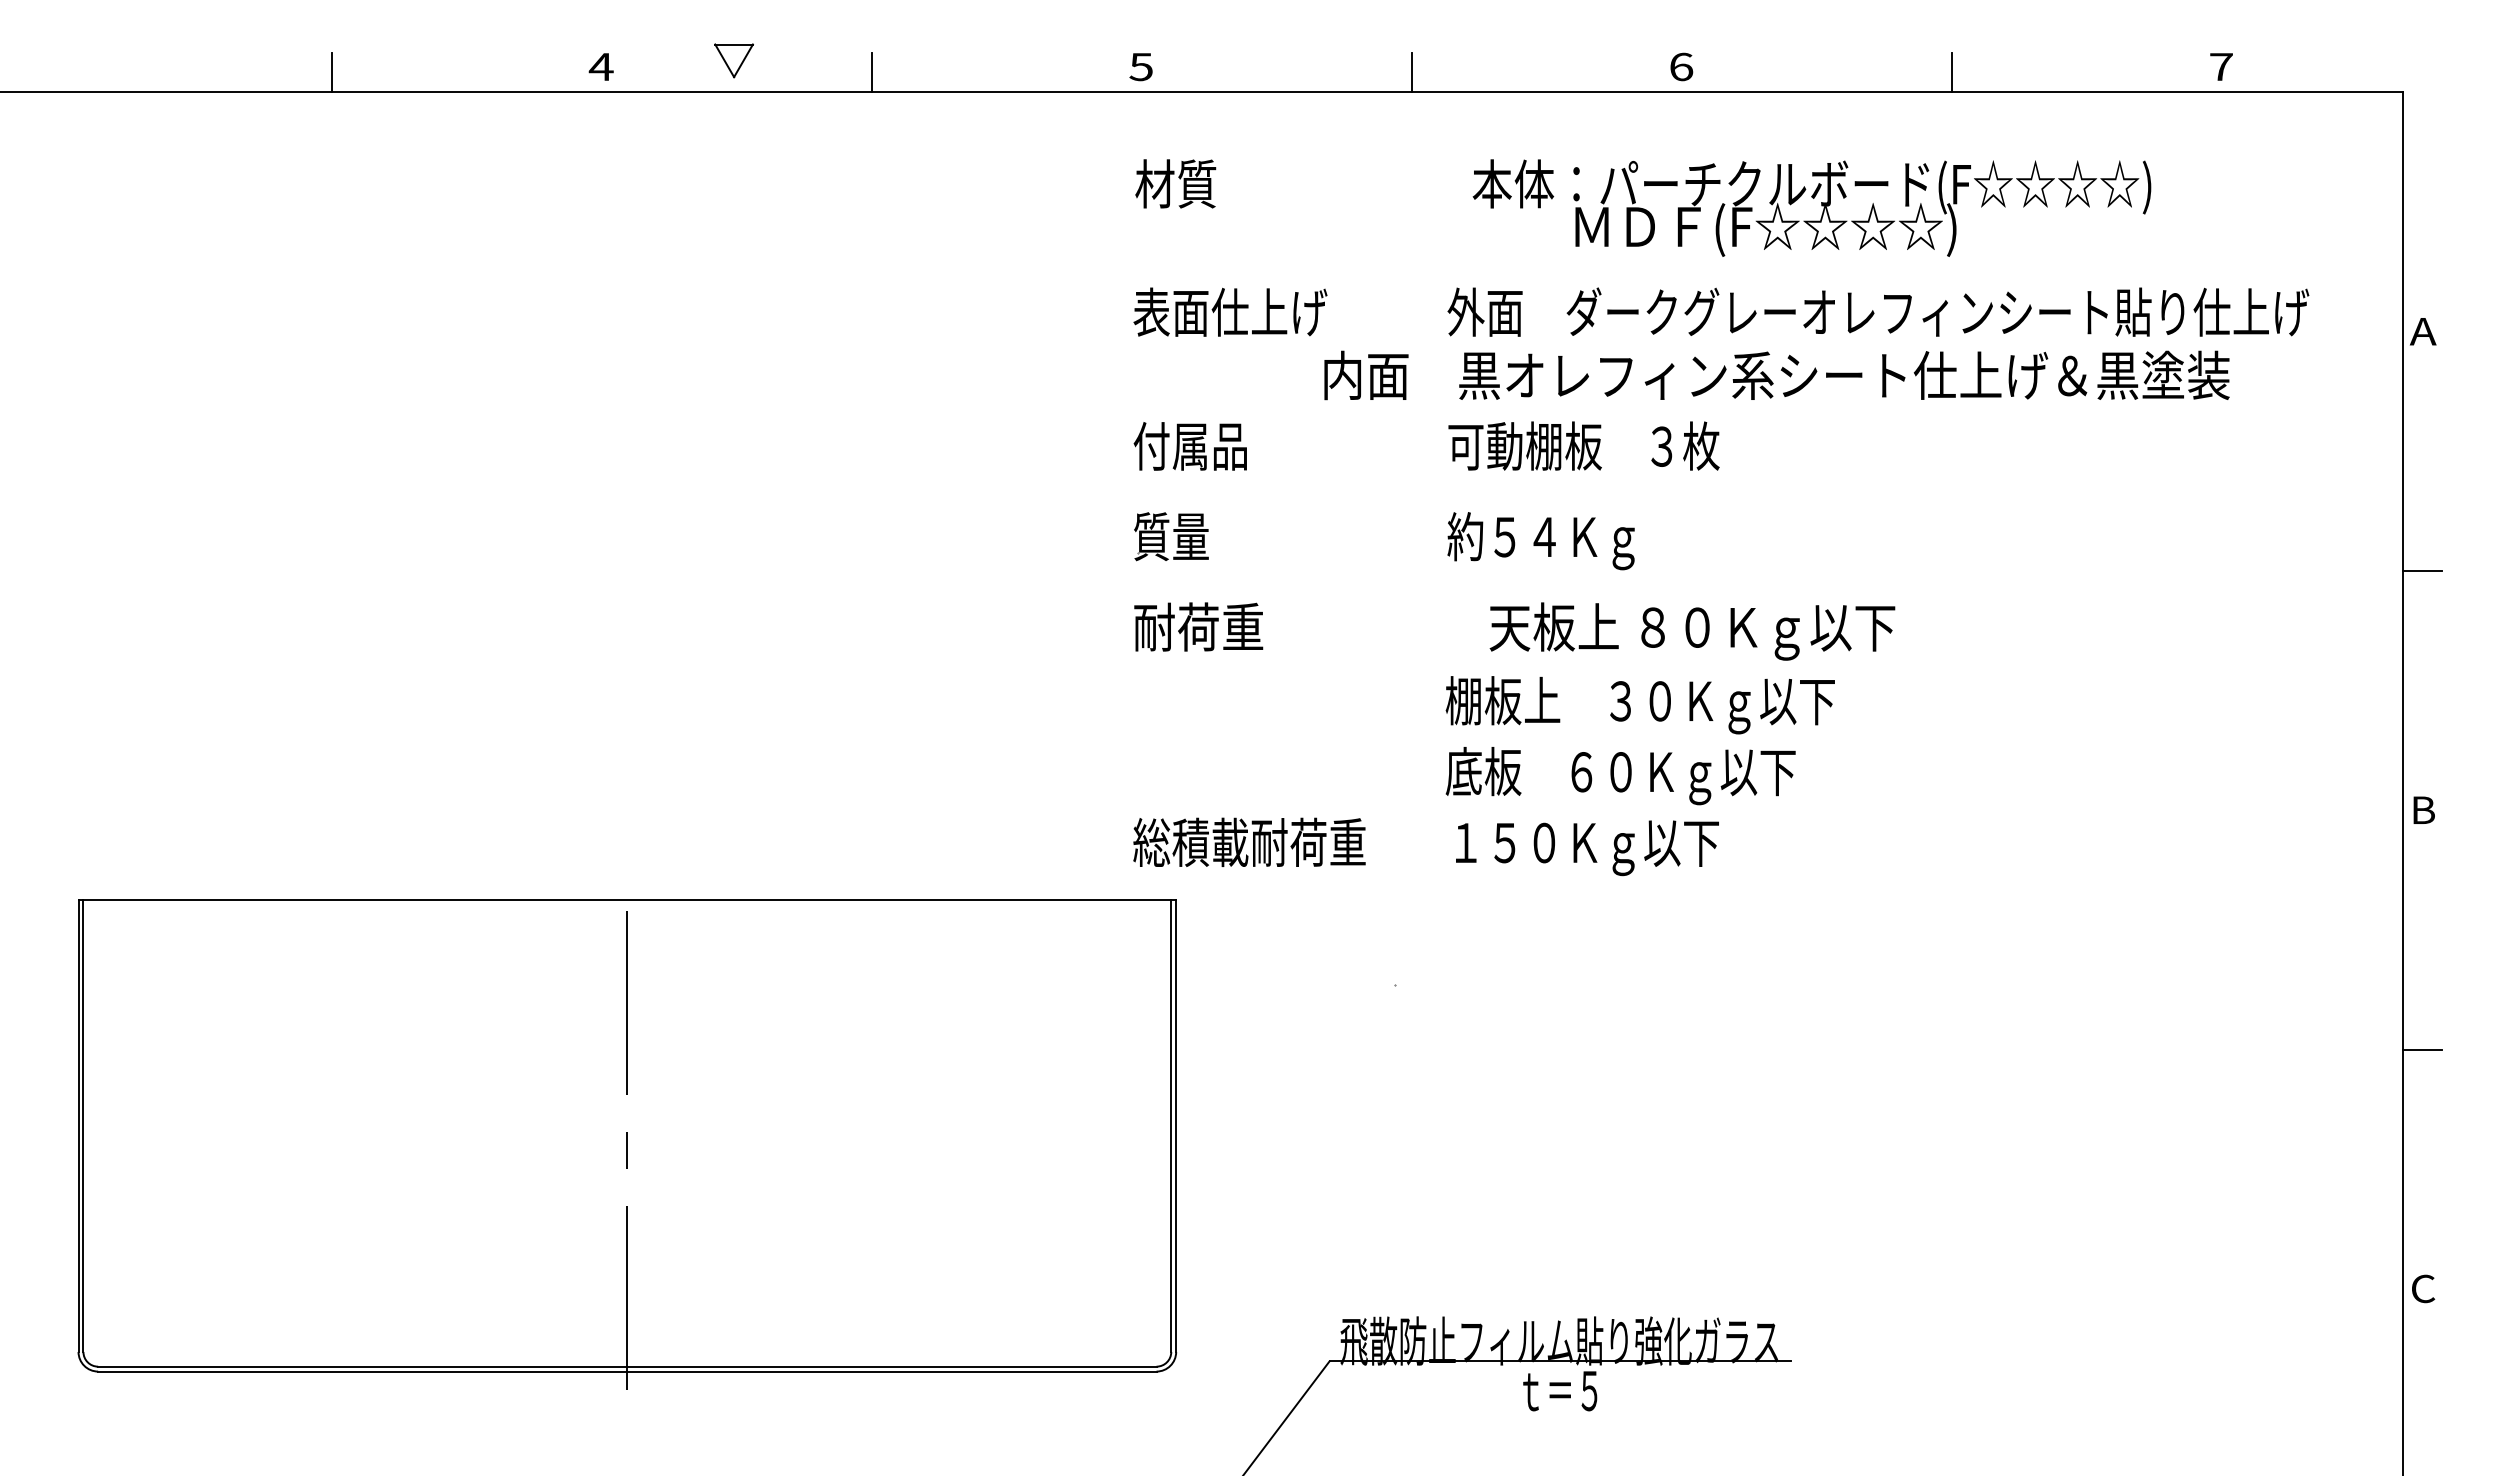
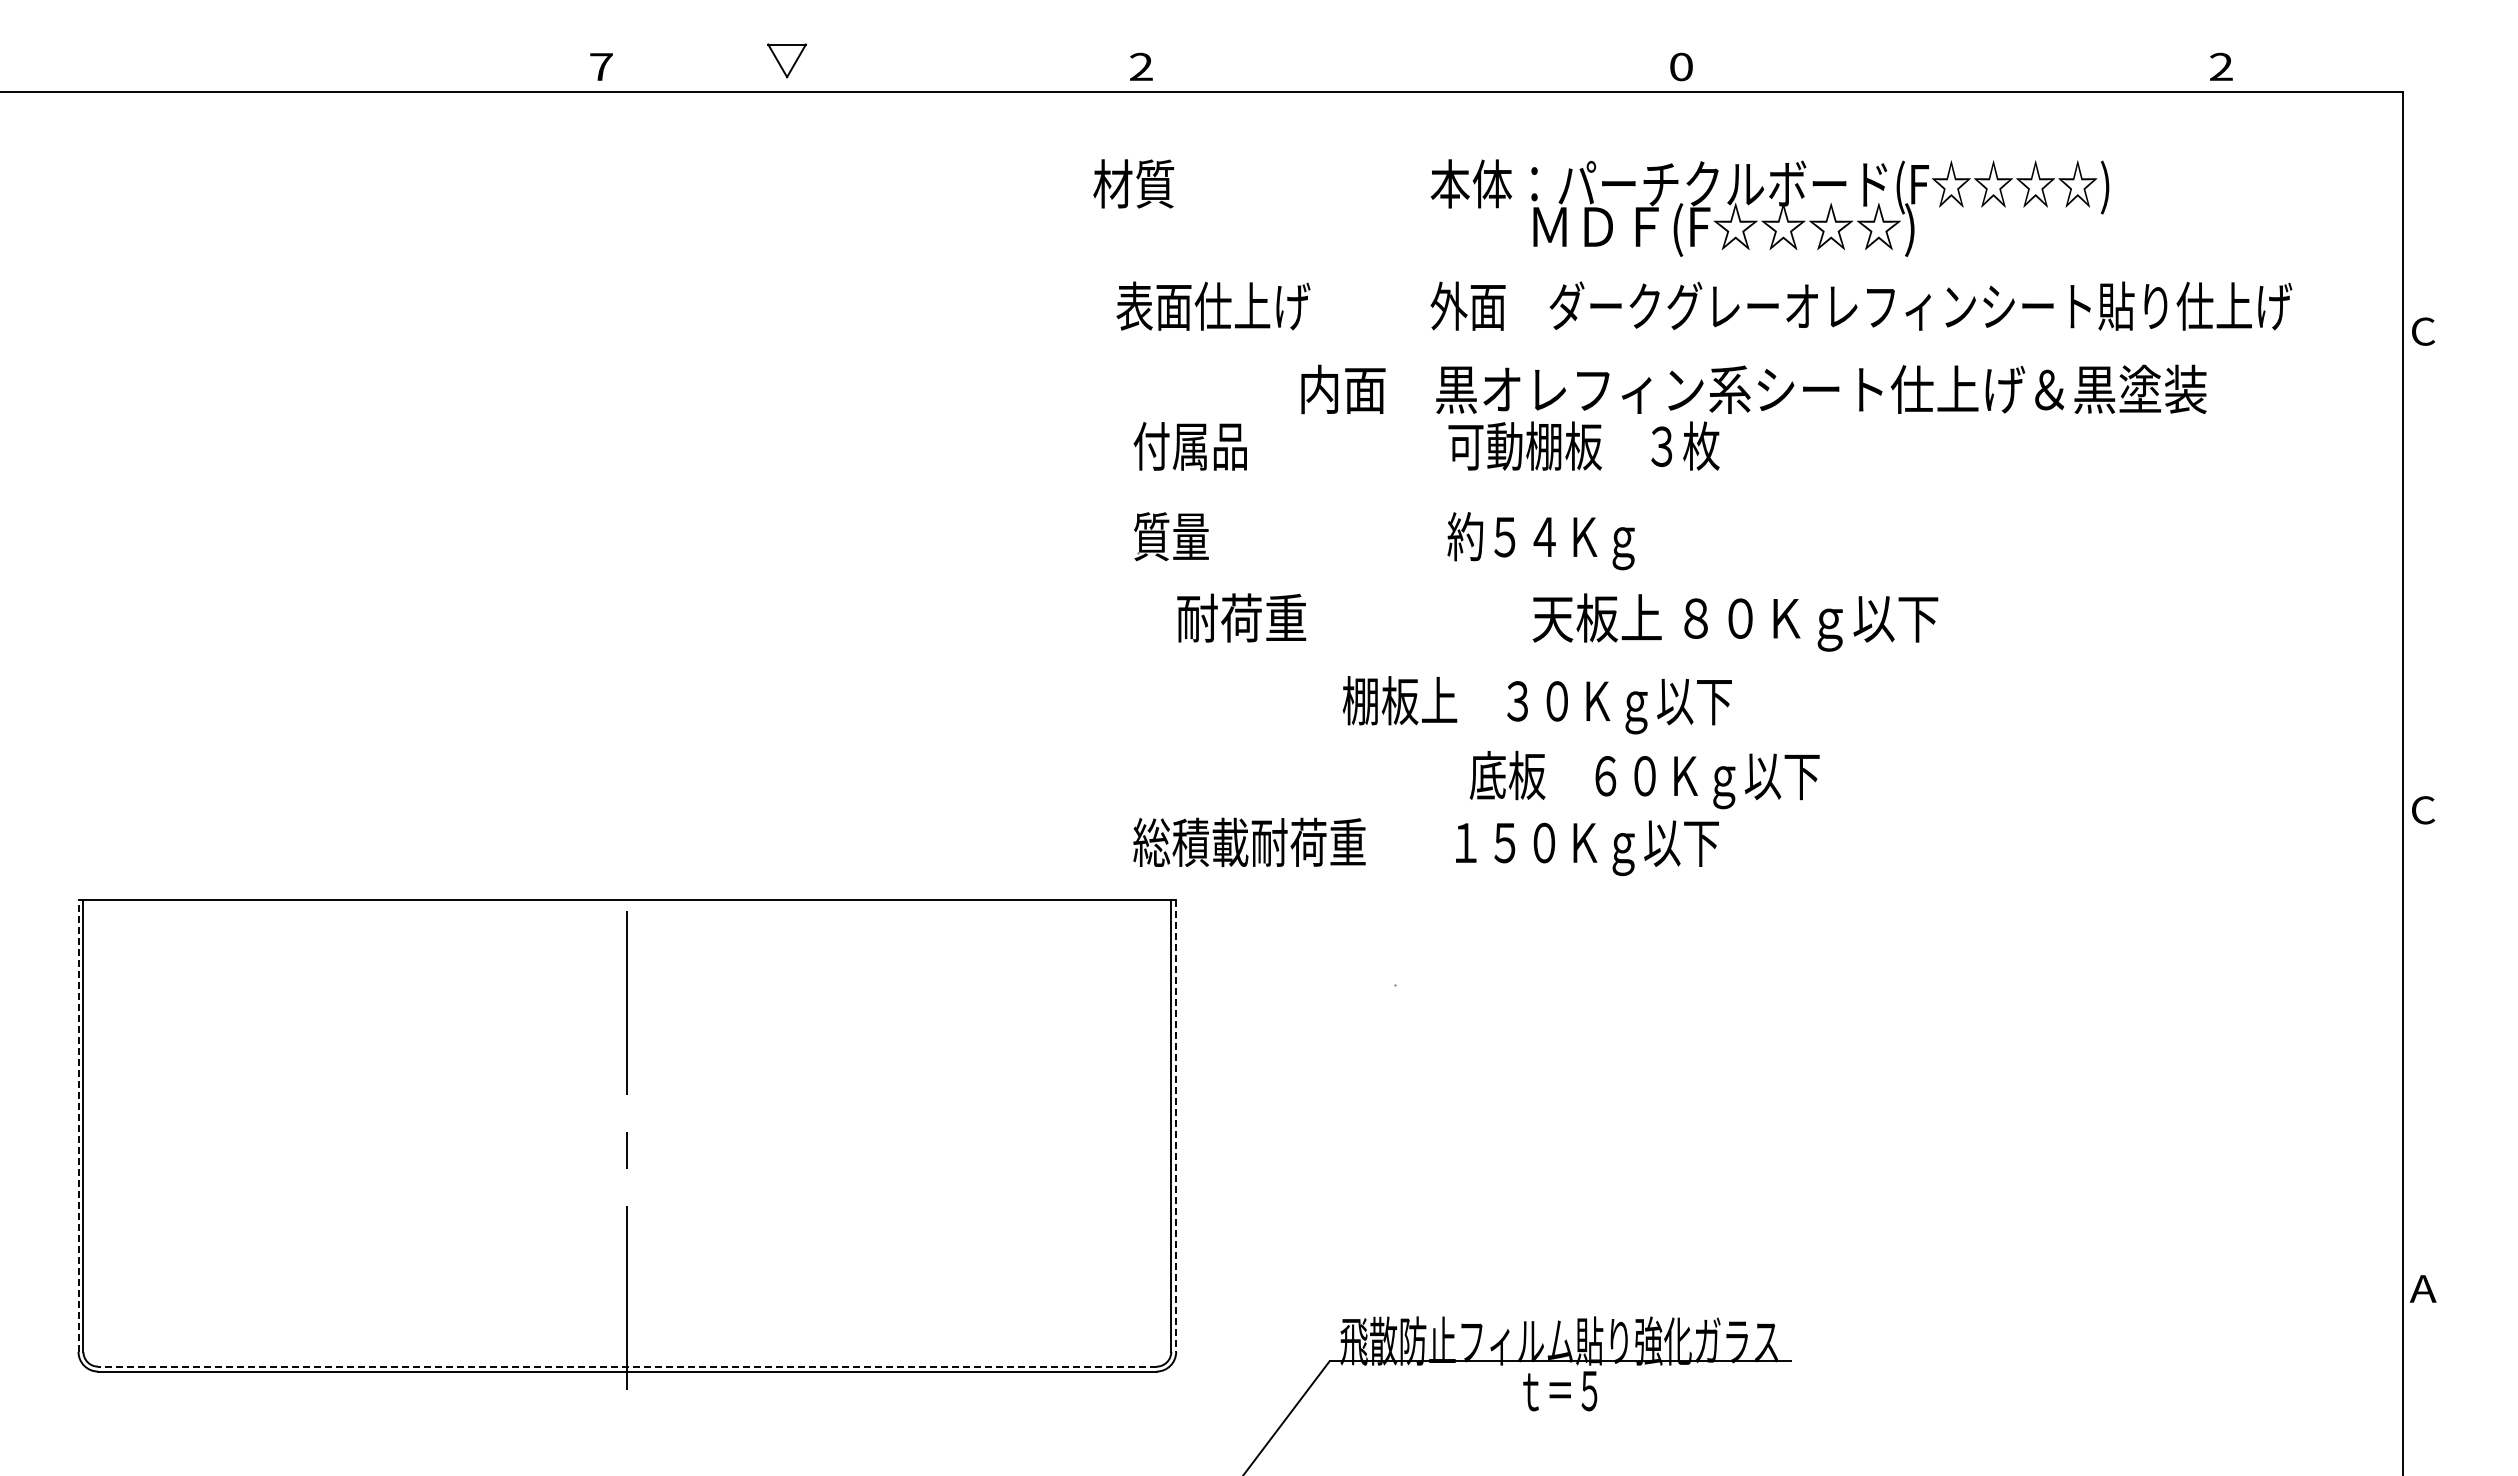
part position: (733, 60) -> (786, 60) (786, 60)
text: 4 -> 7 (600, 66)
text: 5 -> 2 (1140, 66)
text: 6 -> 0 (1681, 66)
text: 7 -> 2 (2221, 66)
line: present -> none (331, 72)
line: present -> none (871, 72)
line: present -> none (1411, 72)
line: present -> none (1951, 72)
text position: (1643, 207) -> (1601, 207) (1601, 207)
text position: (1721, 311) -> (1704, 305) (1704, 305)
text: A -> C (2422, 331)
text position: (1776, 375) -> (1753, 389) (1753, 389)
line: present -> none (2422, 571)
text position: (1514, 631) -> (1557, 622) (1557, 622)
text position: (1639, 705) -> (1536, 705) (1536, 705)
text position: (1620, 776) -> (1644, 780) (1644, 780)
text: B -> C (2423, 810)
line: present -> none (2422, 1049)
line: solid -> dashed (78, 1126)
line: solid -> dashed (1176, 1126)
text: C -> A (2422, 1288)
line: solid -> dashed (626, 1366)
